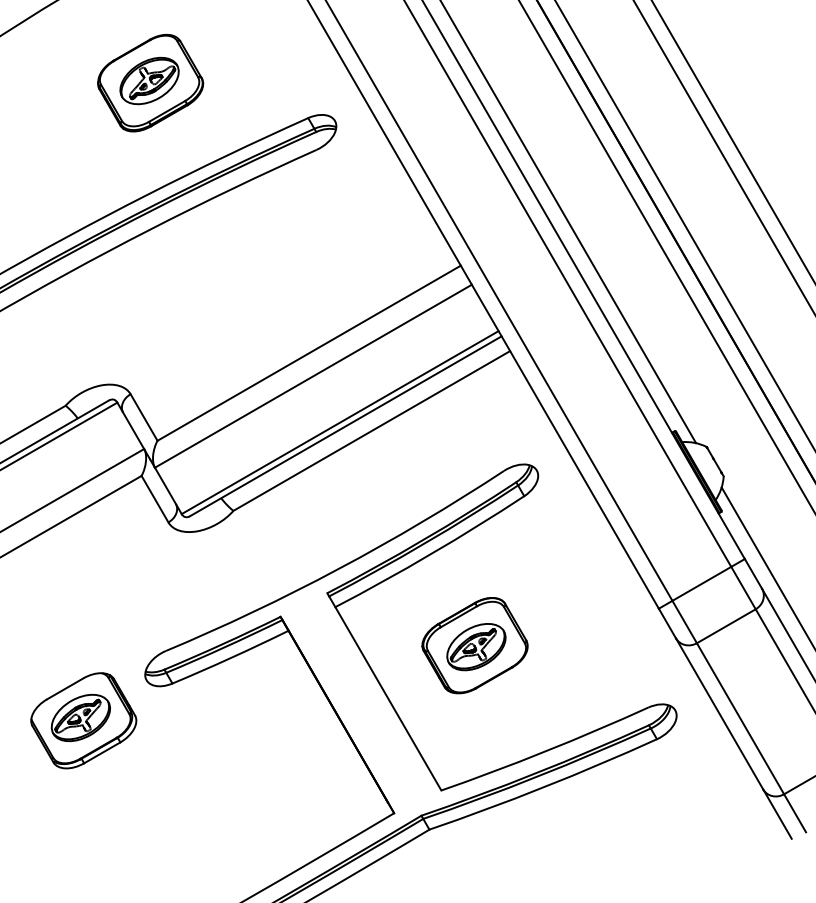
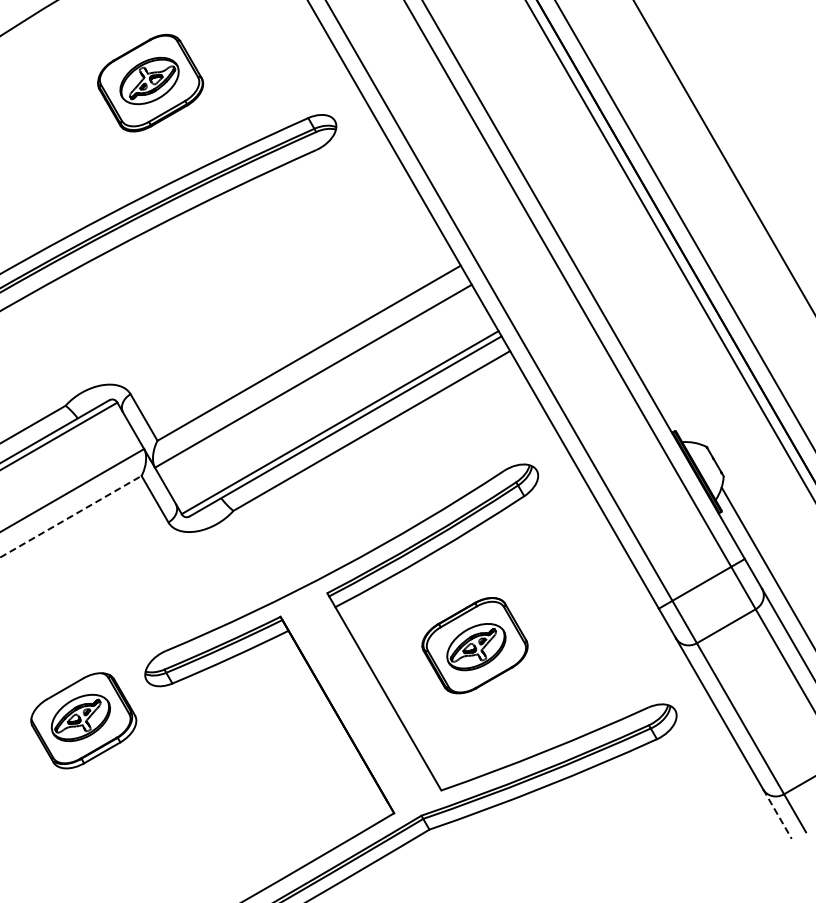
line: present -> none (732, 140)
line: present -> none (568, 222)
line position: (665, 255) -> (669, 250) (669, 250)
line: solid -> dashed (71, 516)
line: solid -> dashed (777, 814)
